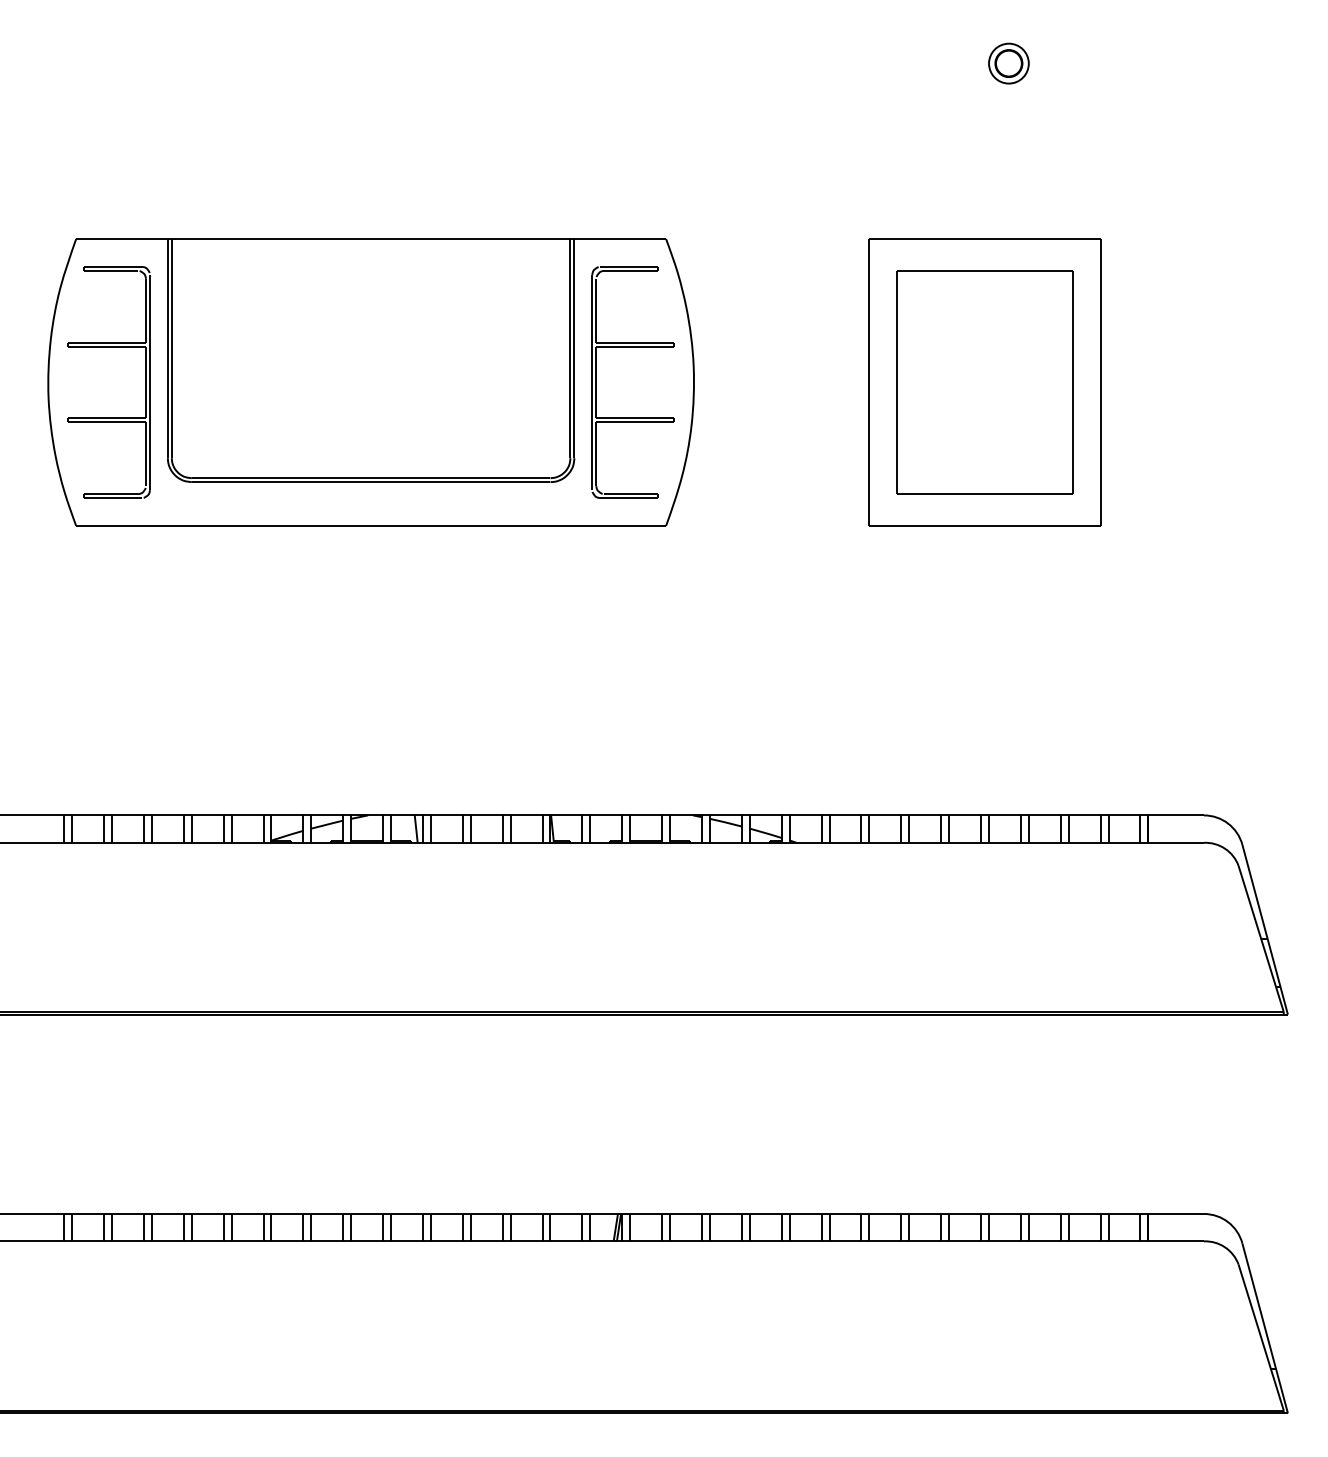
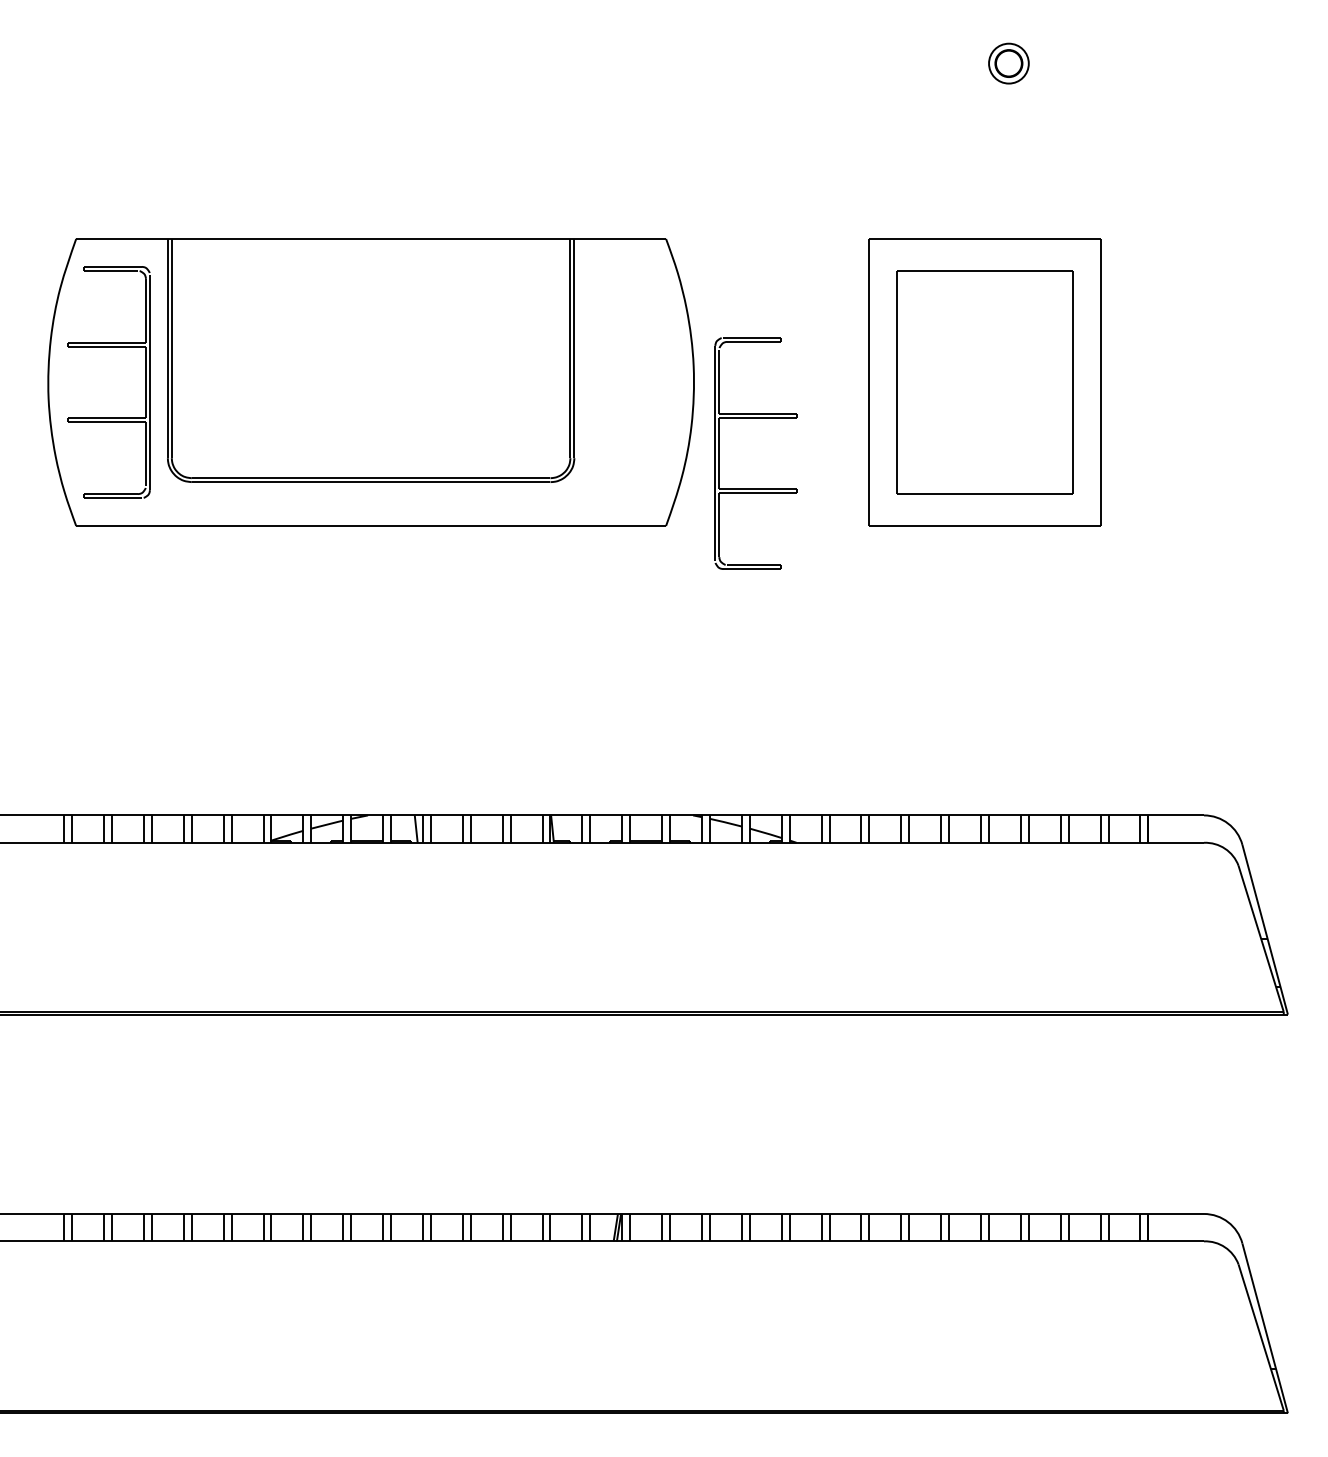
part position: (632, 347) -> (755, 418) (755, 418)
